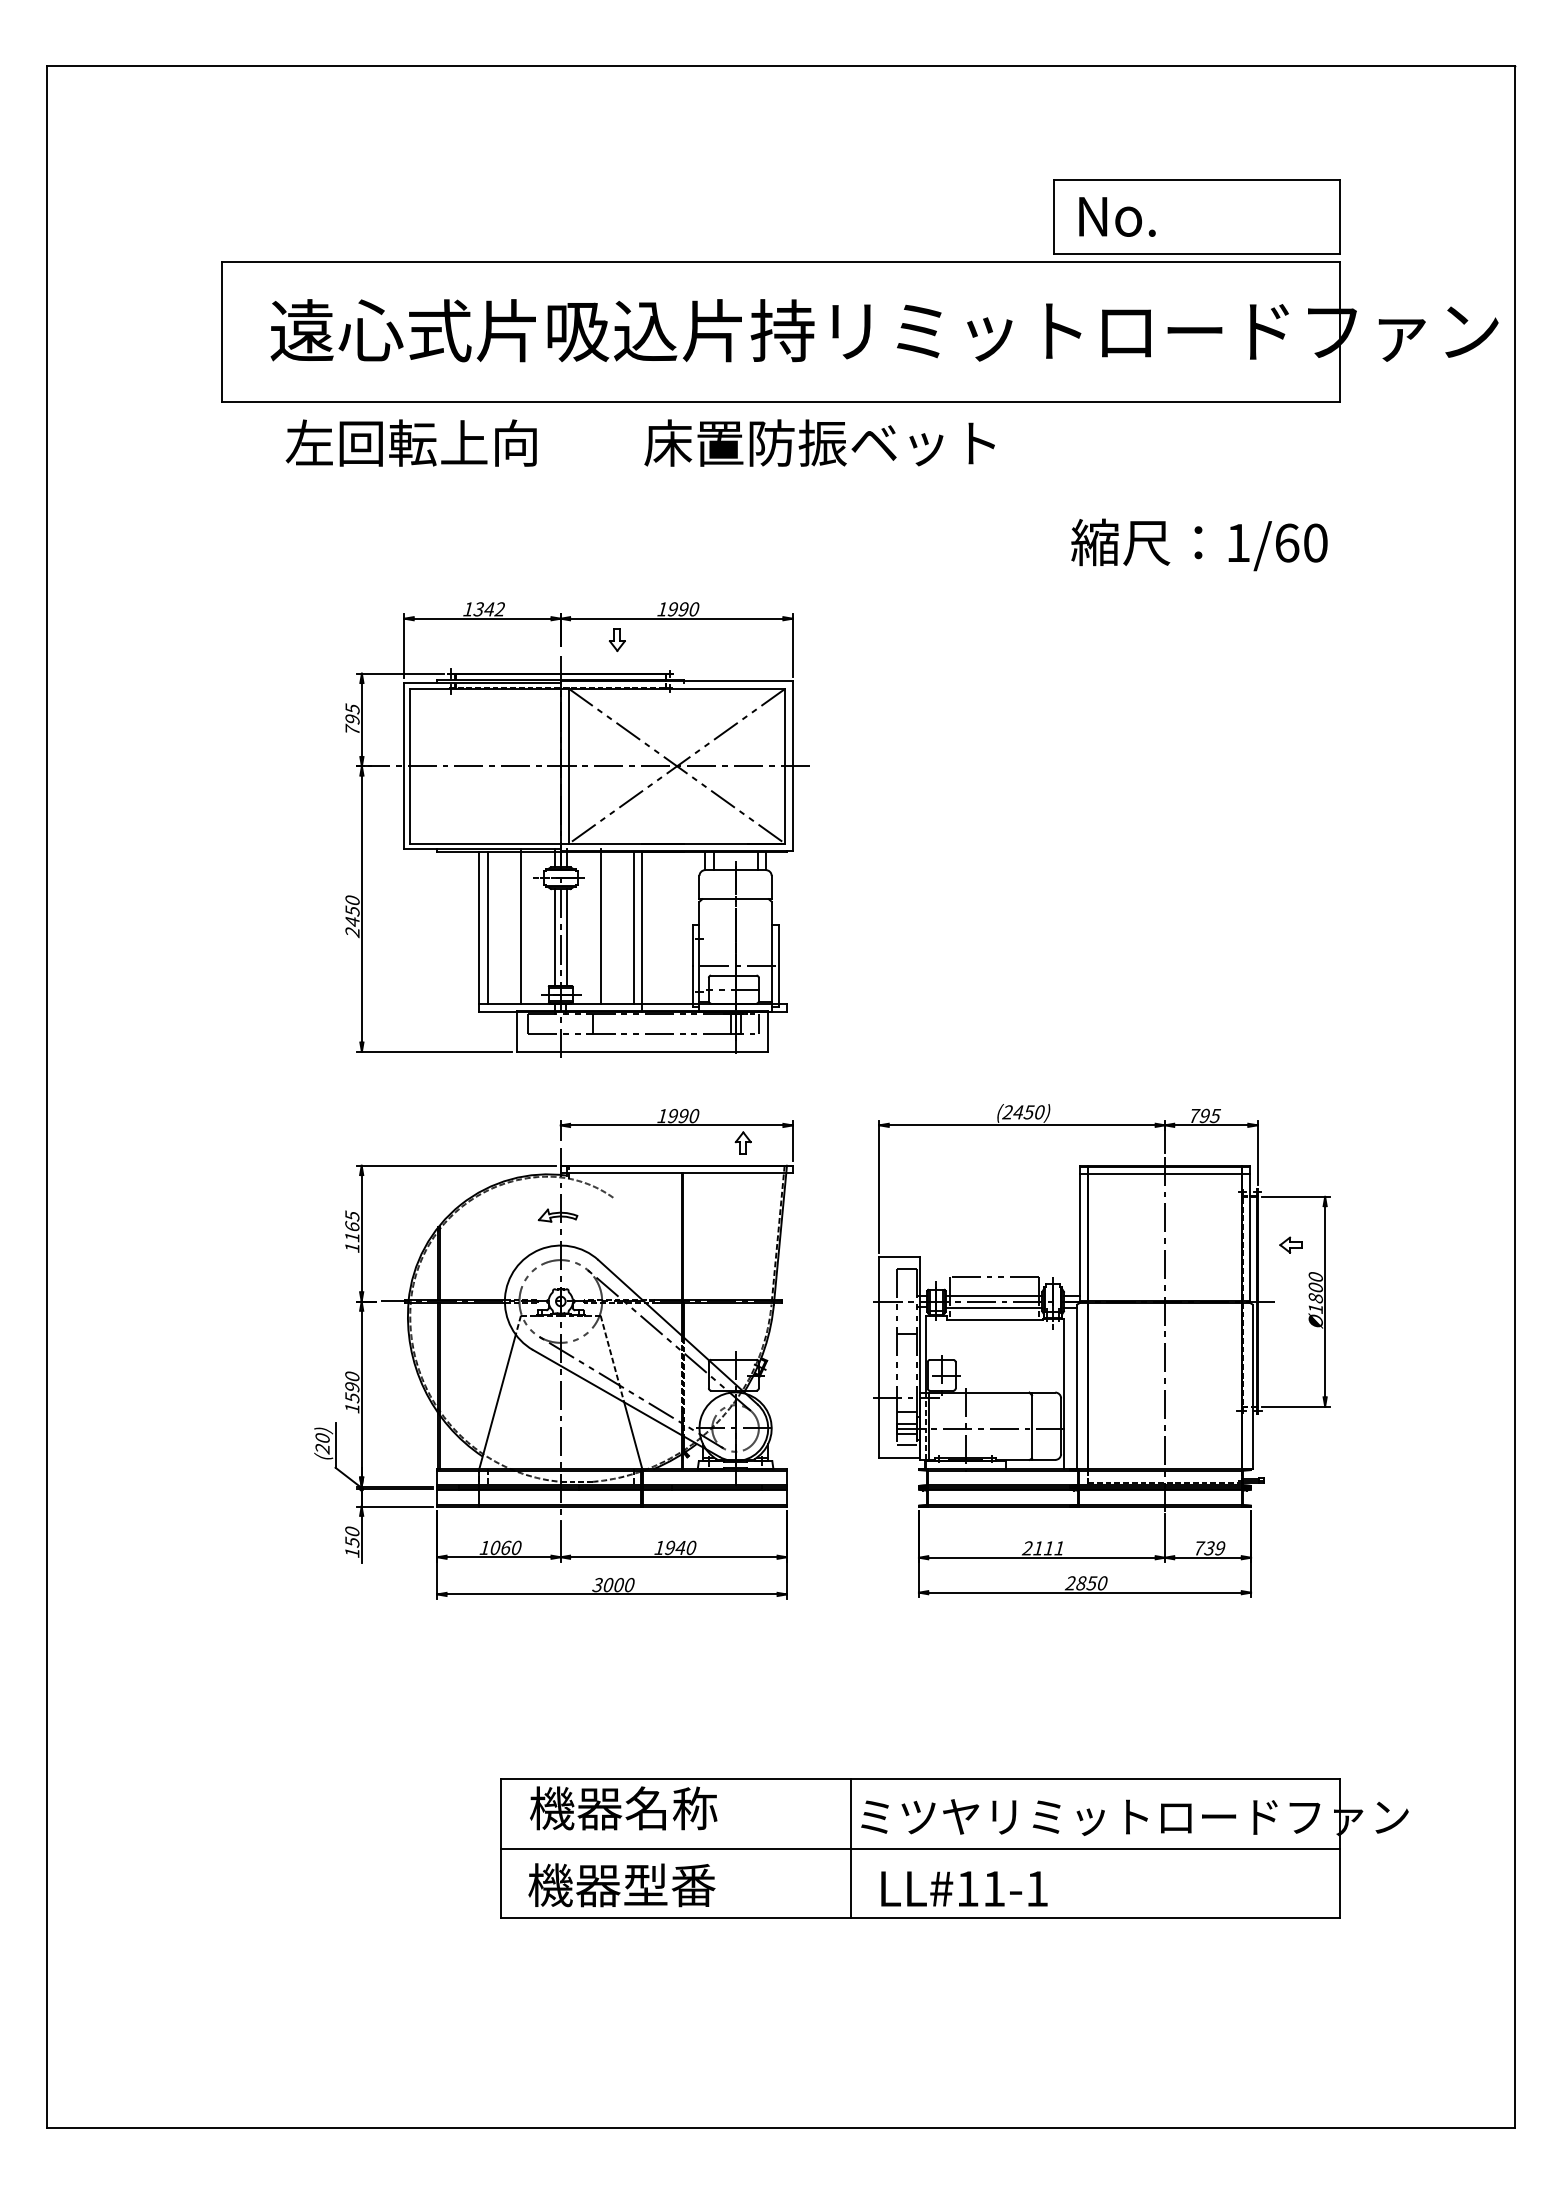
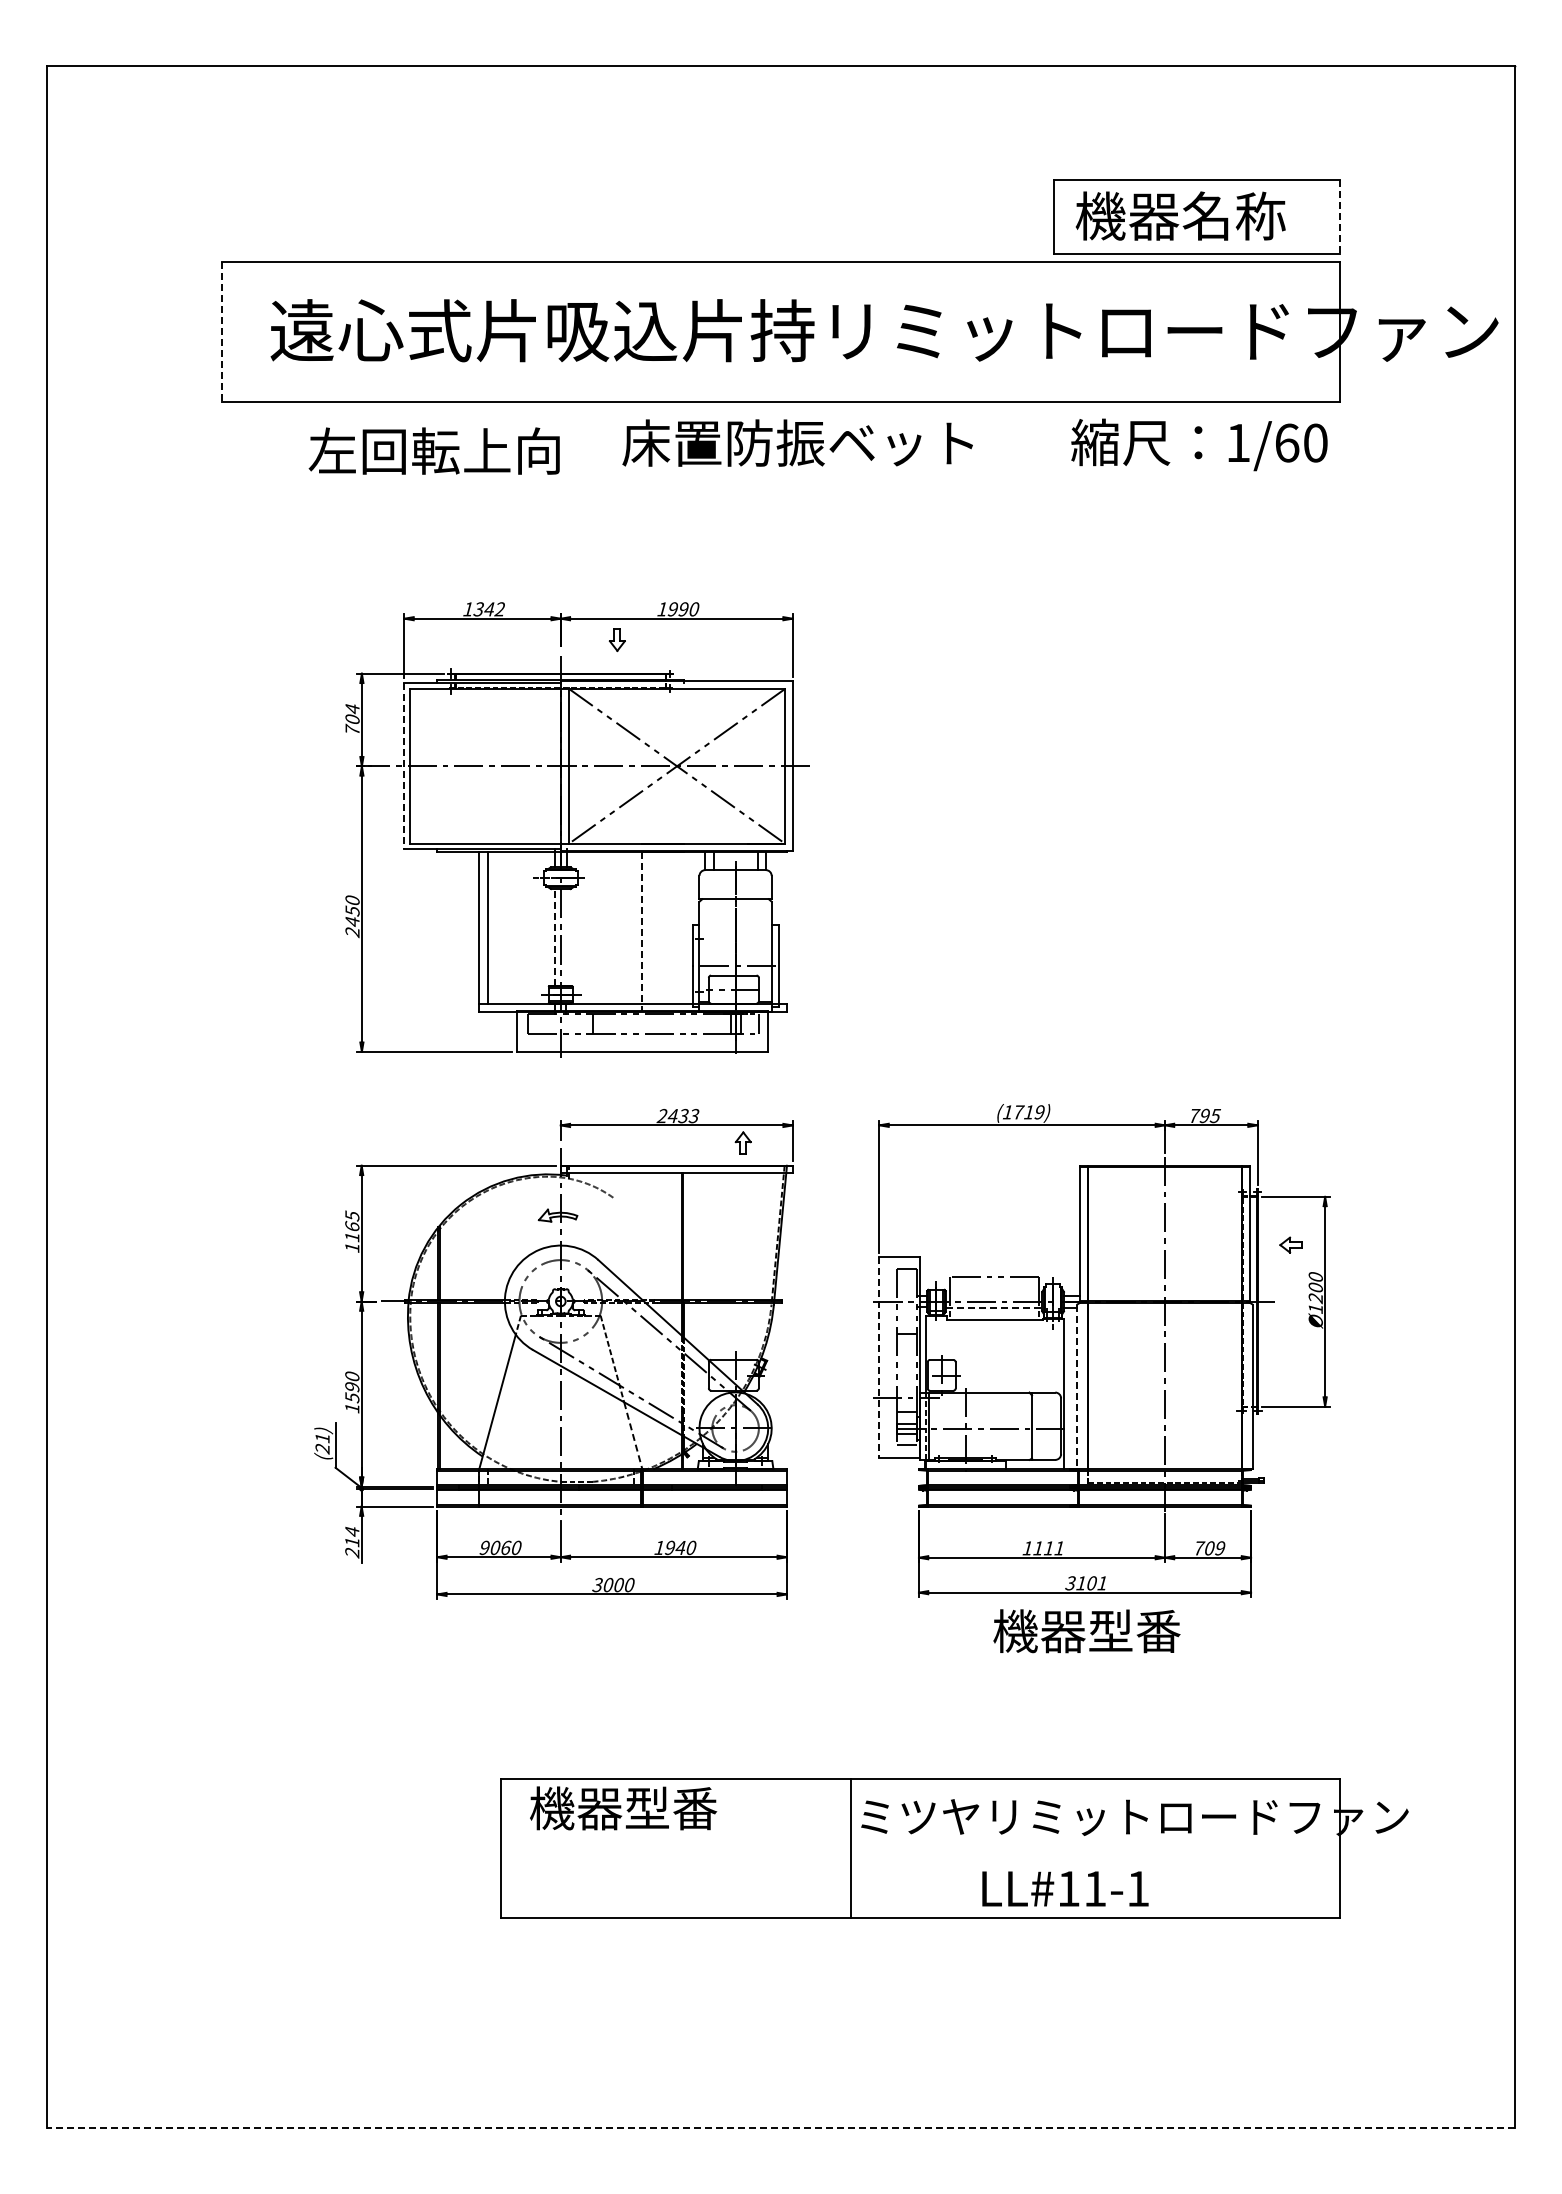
text: No. -> 機器名称 (1180, 215)
line: solid -> dashed (1340, 216)
line: solid -> dashed (221, 331)
text position: (410, 442) -> (433, 450) (433, 450)
text position: (819, 442) -> (797, 442) (797, 442)
text position: (1199, 544) -> (1199, 444) (1199, 444)
text: 795 -> 704 (352, 713)
line: solid -> dashed (404, 766)
line: present -> none (520, 926)
line: present -> none (600, 926)
line: present -> none (633, 927)
line: solid -> dashed (642, 932)
line: solid -> dashed (554, 936)
line: present -> none (566, 937)
text: (2450) -> (1719) (1023, 1112)
text: 1990 -> 2433 (677, 1115)
line: present -> none (1164, 1173)
line: present -> none (993, 1295)
text: Ø1800 -> Ø1200 (1315, 1298)
line: solid -> dashed (994, 1307)
line: solid -> dashed (879, 1358)
line: solid -> dashed (1077, 1387)
line: solid -> dashed (633, 1435)
text: (20) -> (21) (322, 1438)
text: 150 -> 214 (352, 1542)
text: 1060 -> 9060 (484, 1547)
text: 2111 -> 1111 (1026, 1548)
text: 739 -> 709 (1209, 1548)
text: 2850 -> 3101 (1086, 1583)
text: 機器名称 -> 機器型番 (671, 1808)
line: present -> none (920, 1848)
text position: (621, 1885) -> (1086, 1631) (1086, 1631)
text position: (964, 1888) -> (1065, 1888) (1065, 1888)
line: solid -> dashed (780, 2128)
